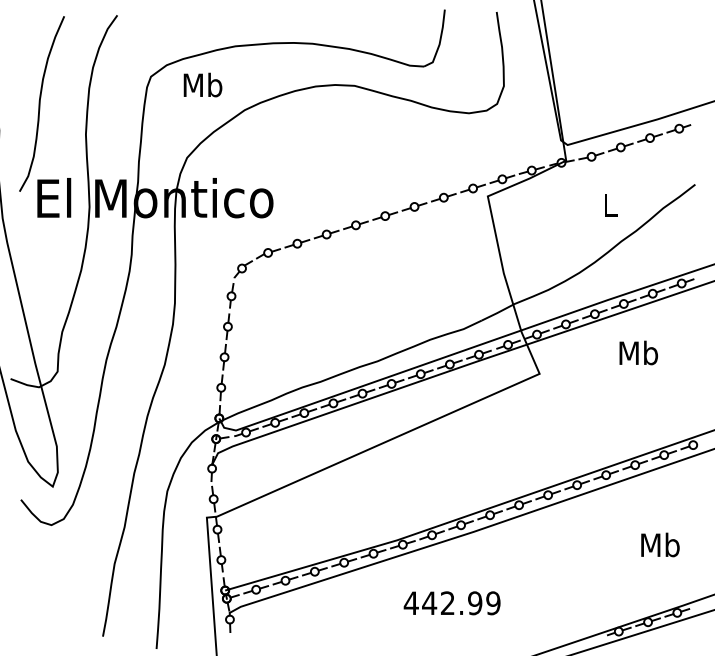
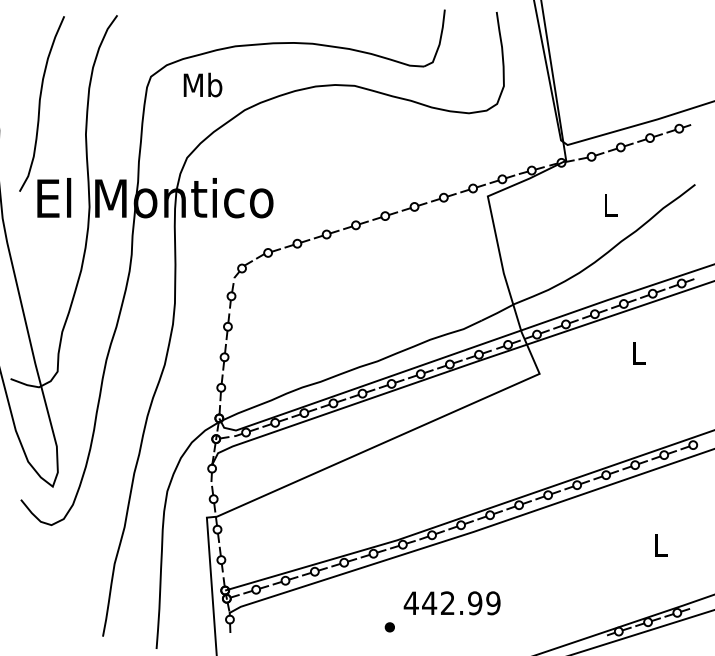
text: Mb -> L (638, 352)
text: Mb -> L (660, 544)
part: none -> present (389, 627)
